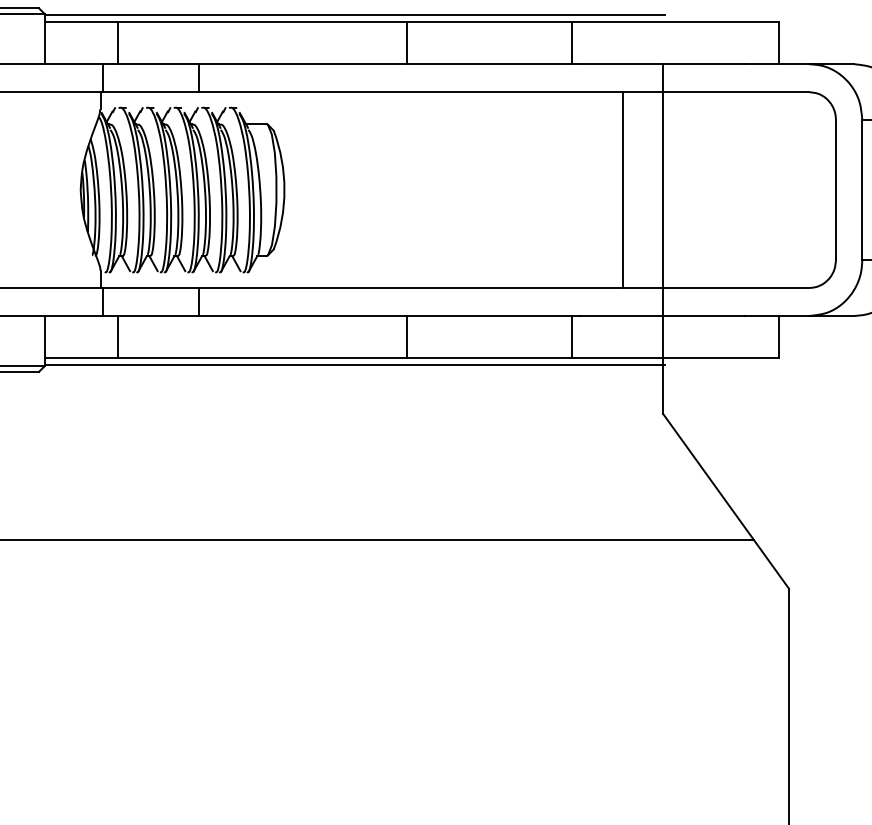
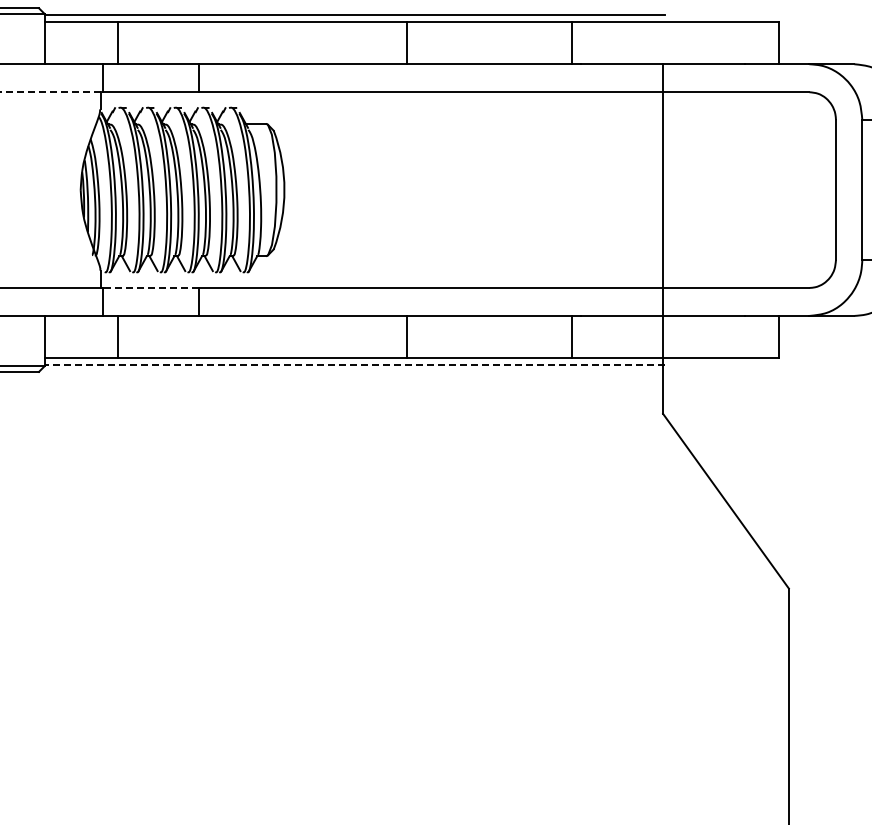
line: solid -> dashed (52, 92)
line: present -> none (623, 189)
line: solid -> dashed (150, 287)
line: solid -> dashed (354, 364)
line: present -> none (377, 539)
